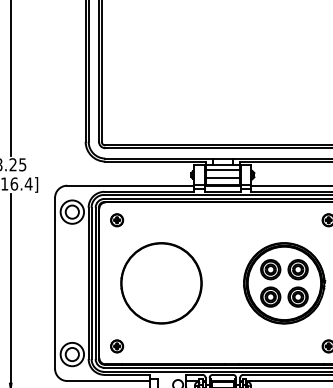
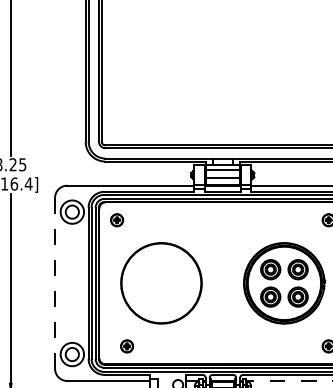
line: solid -> dashed (55, 282)
part position: (117, 346) -> (127, 346) (127, 346)
line: solid -> dashed (292, 381)
